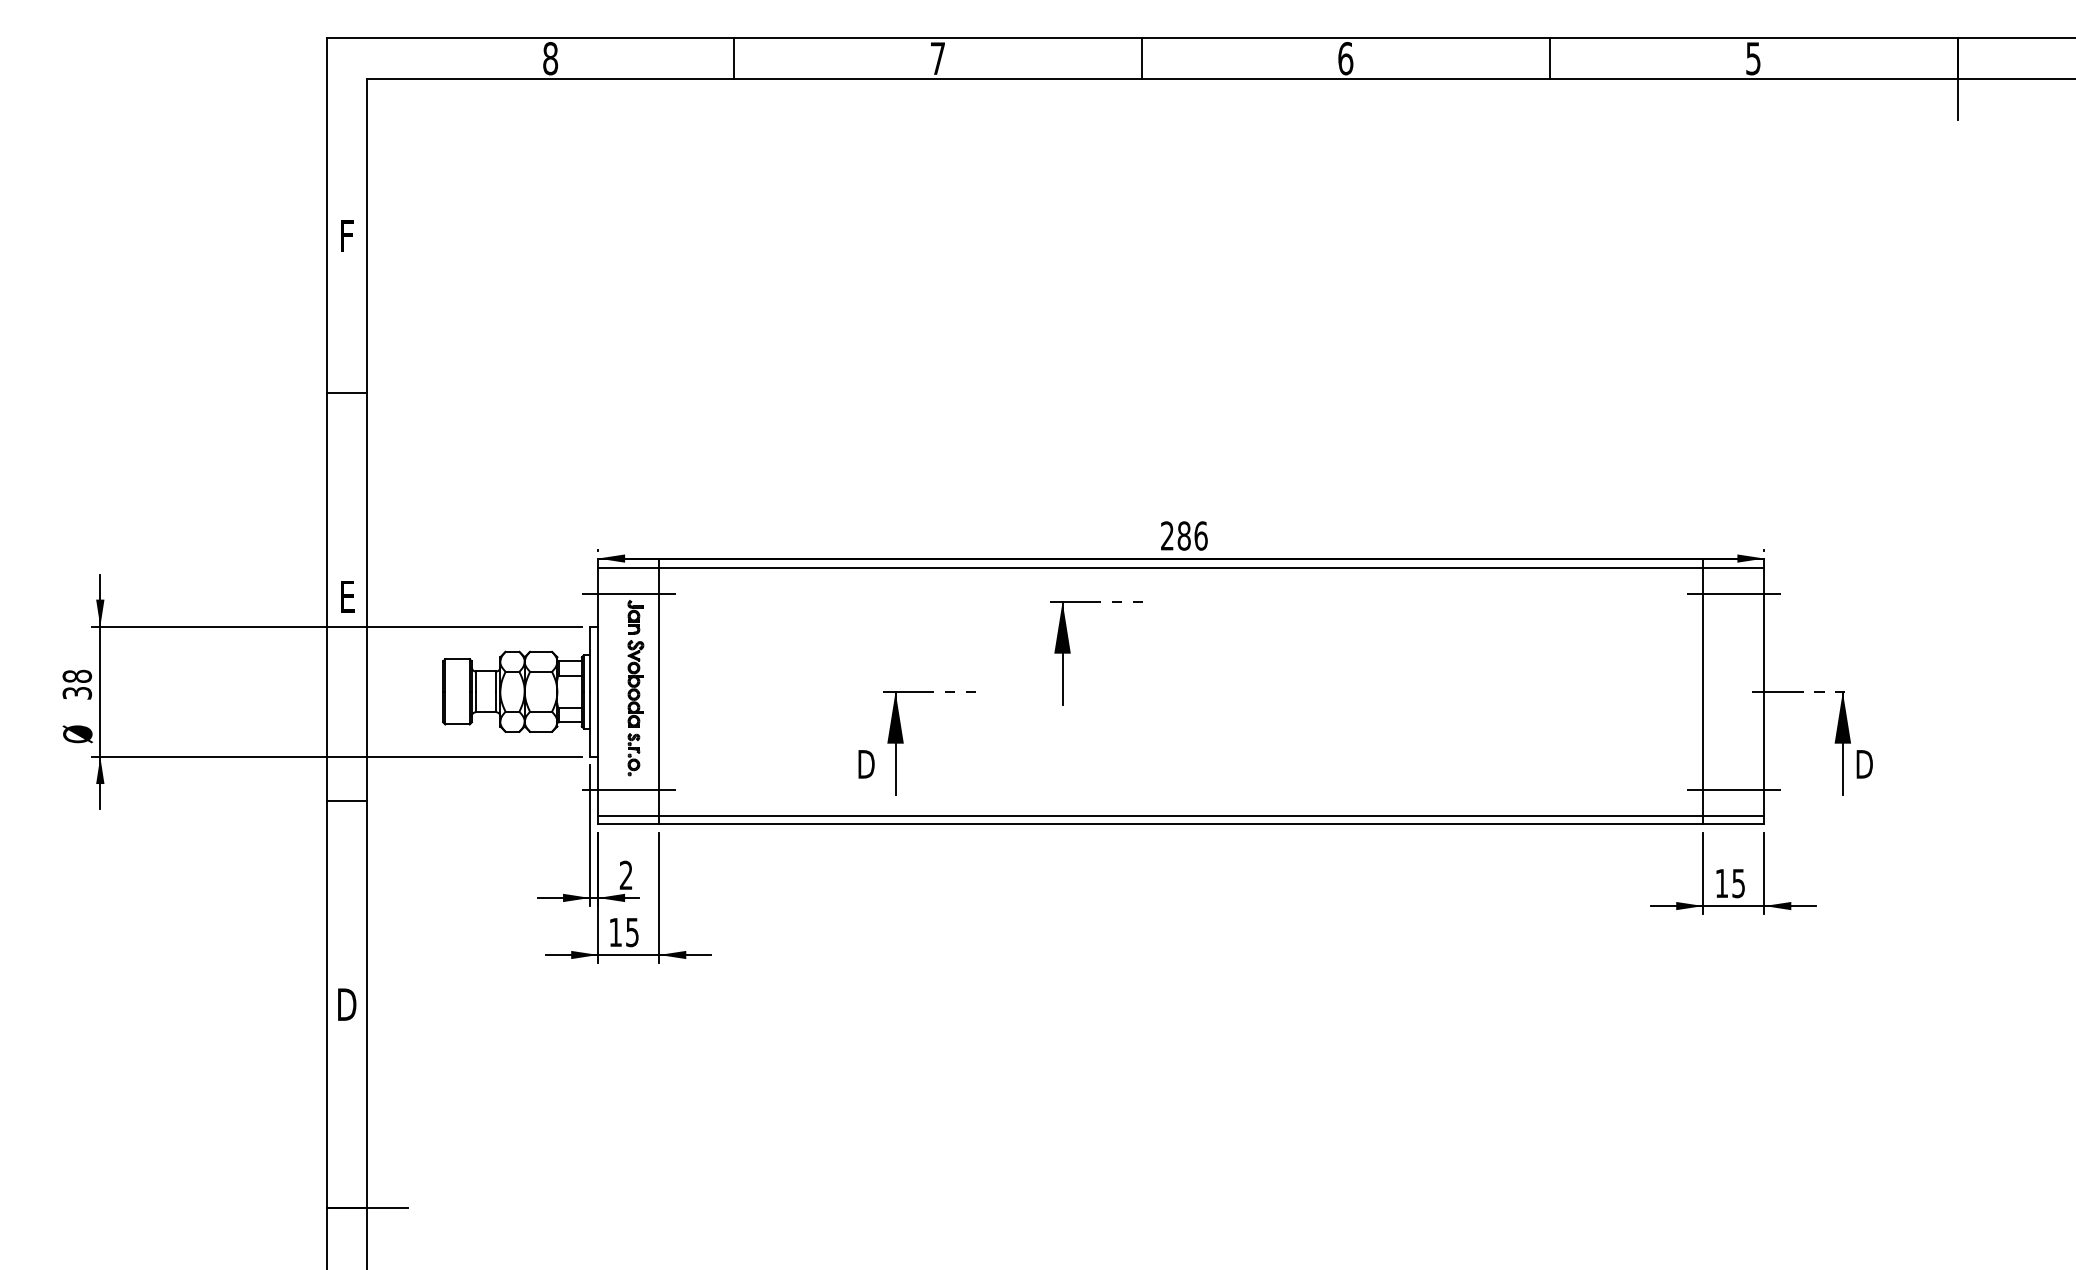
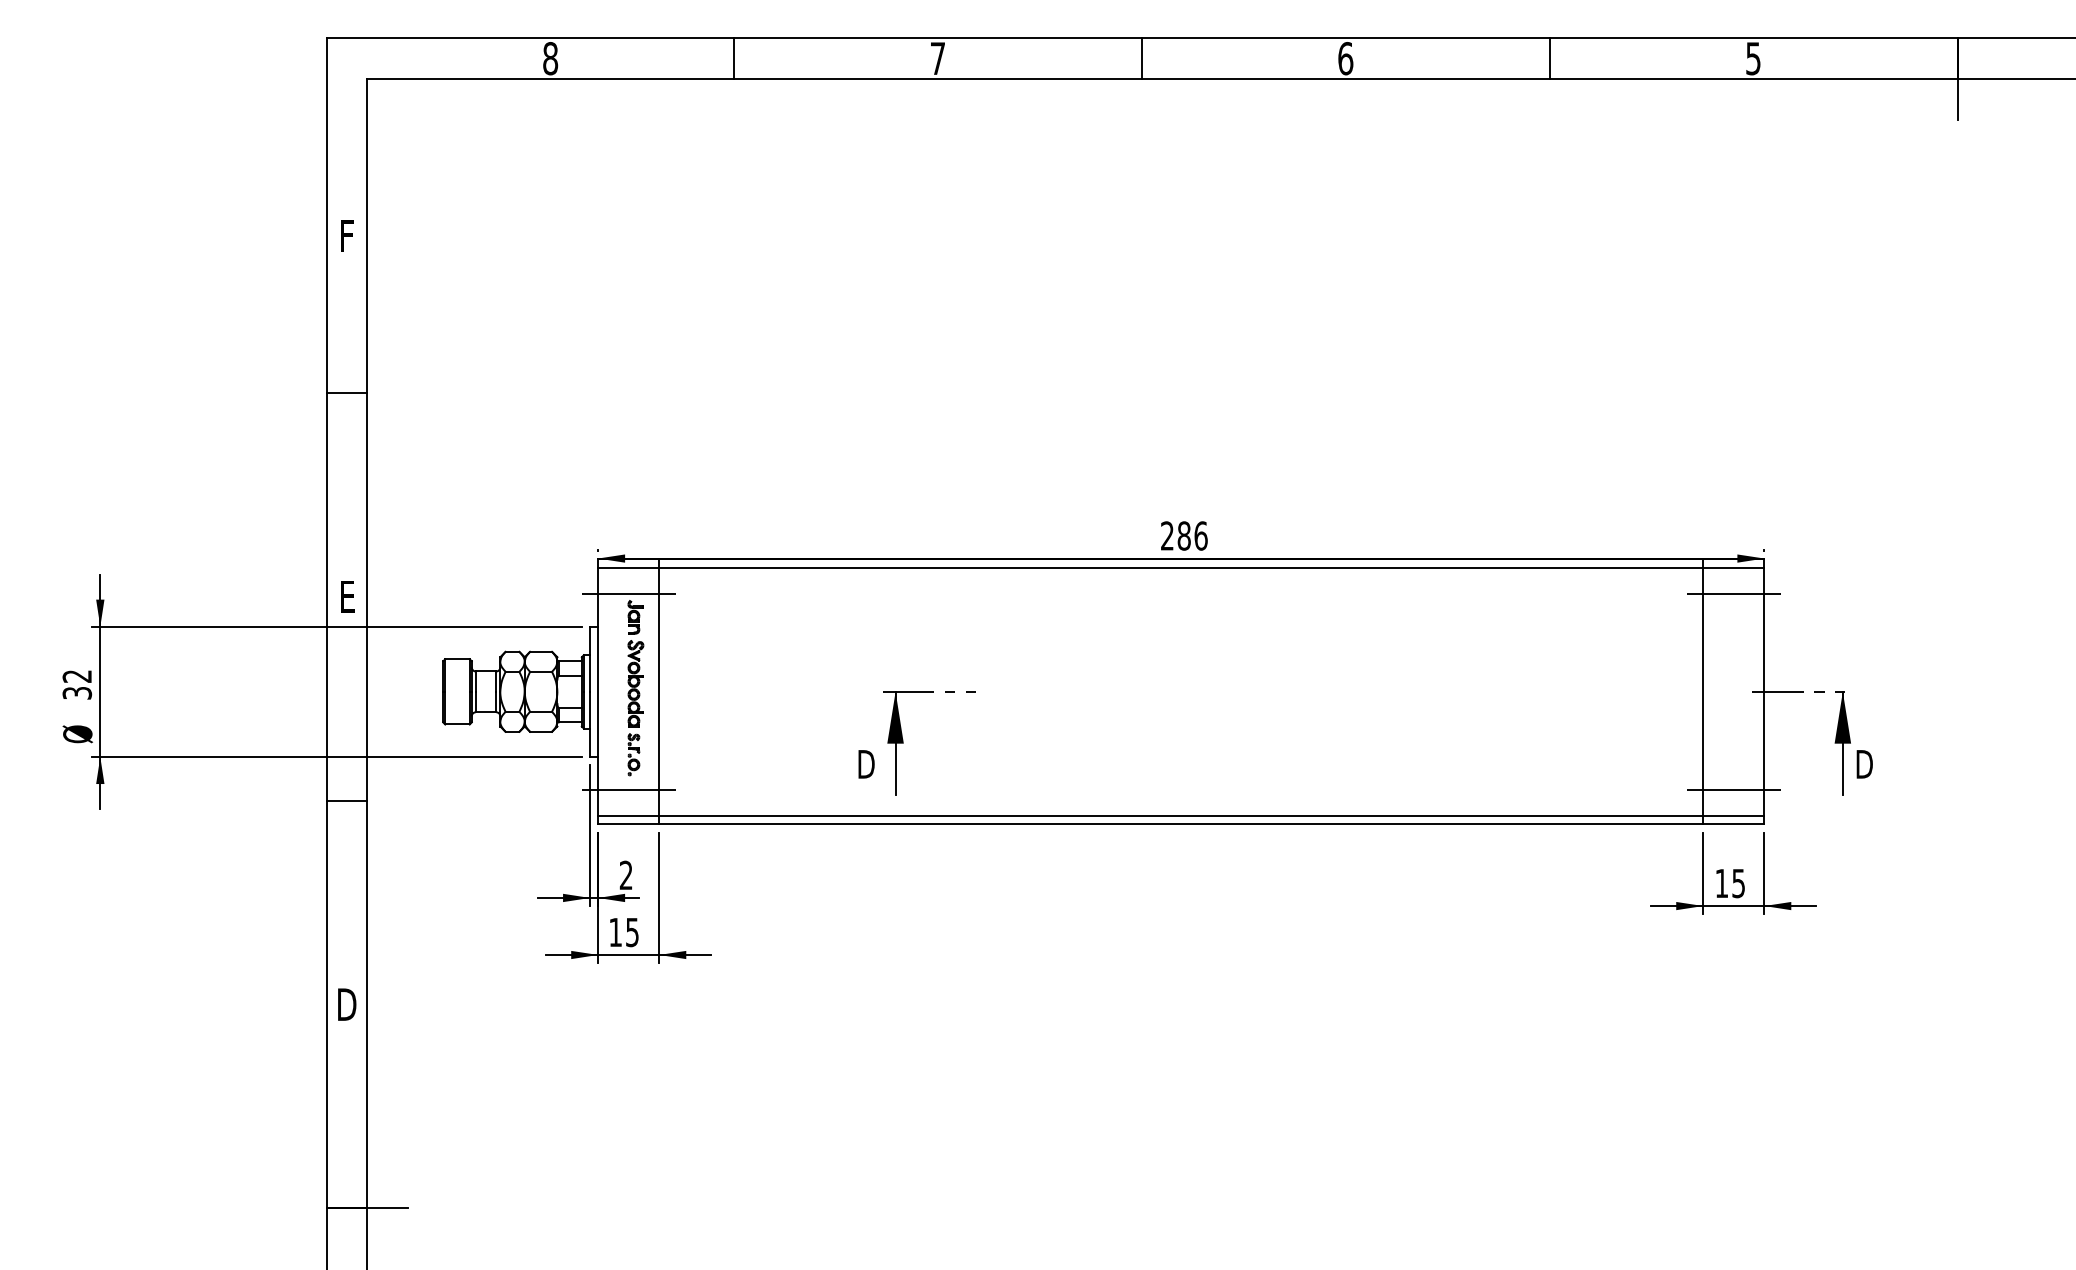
part: present -> none (1070, 653)
text: 38 -> 32 (77, 675)
